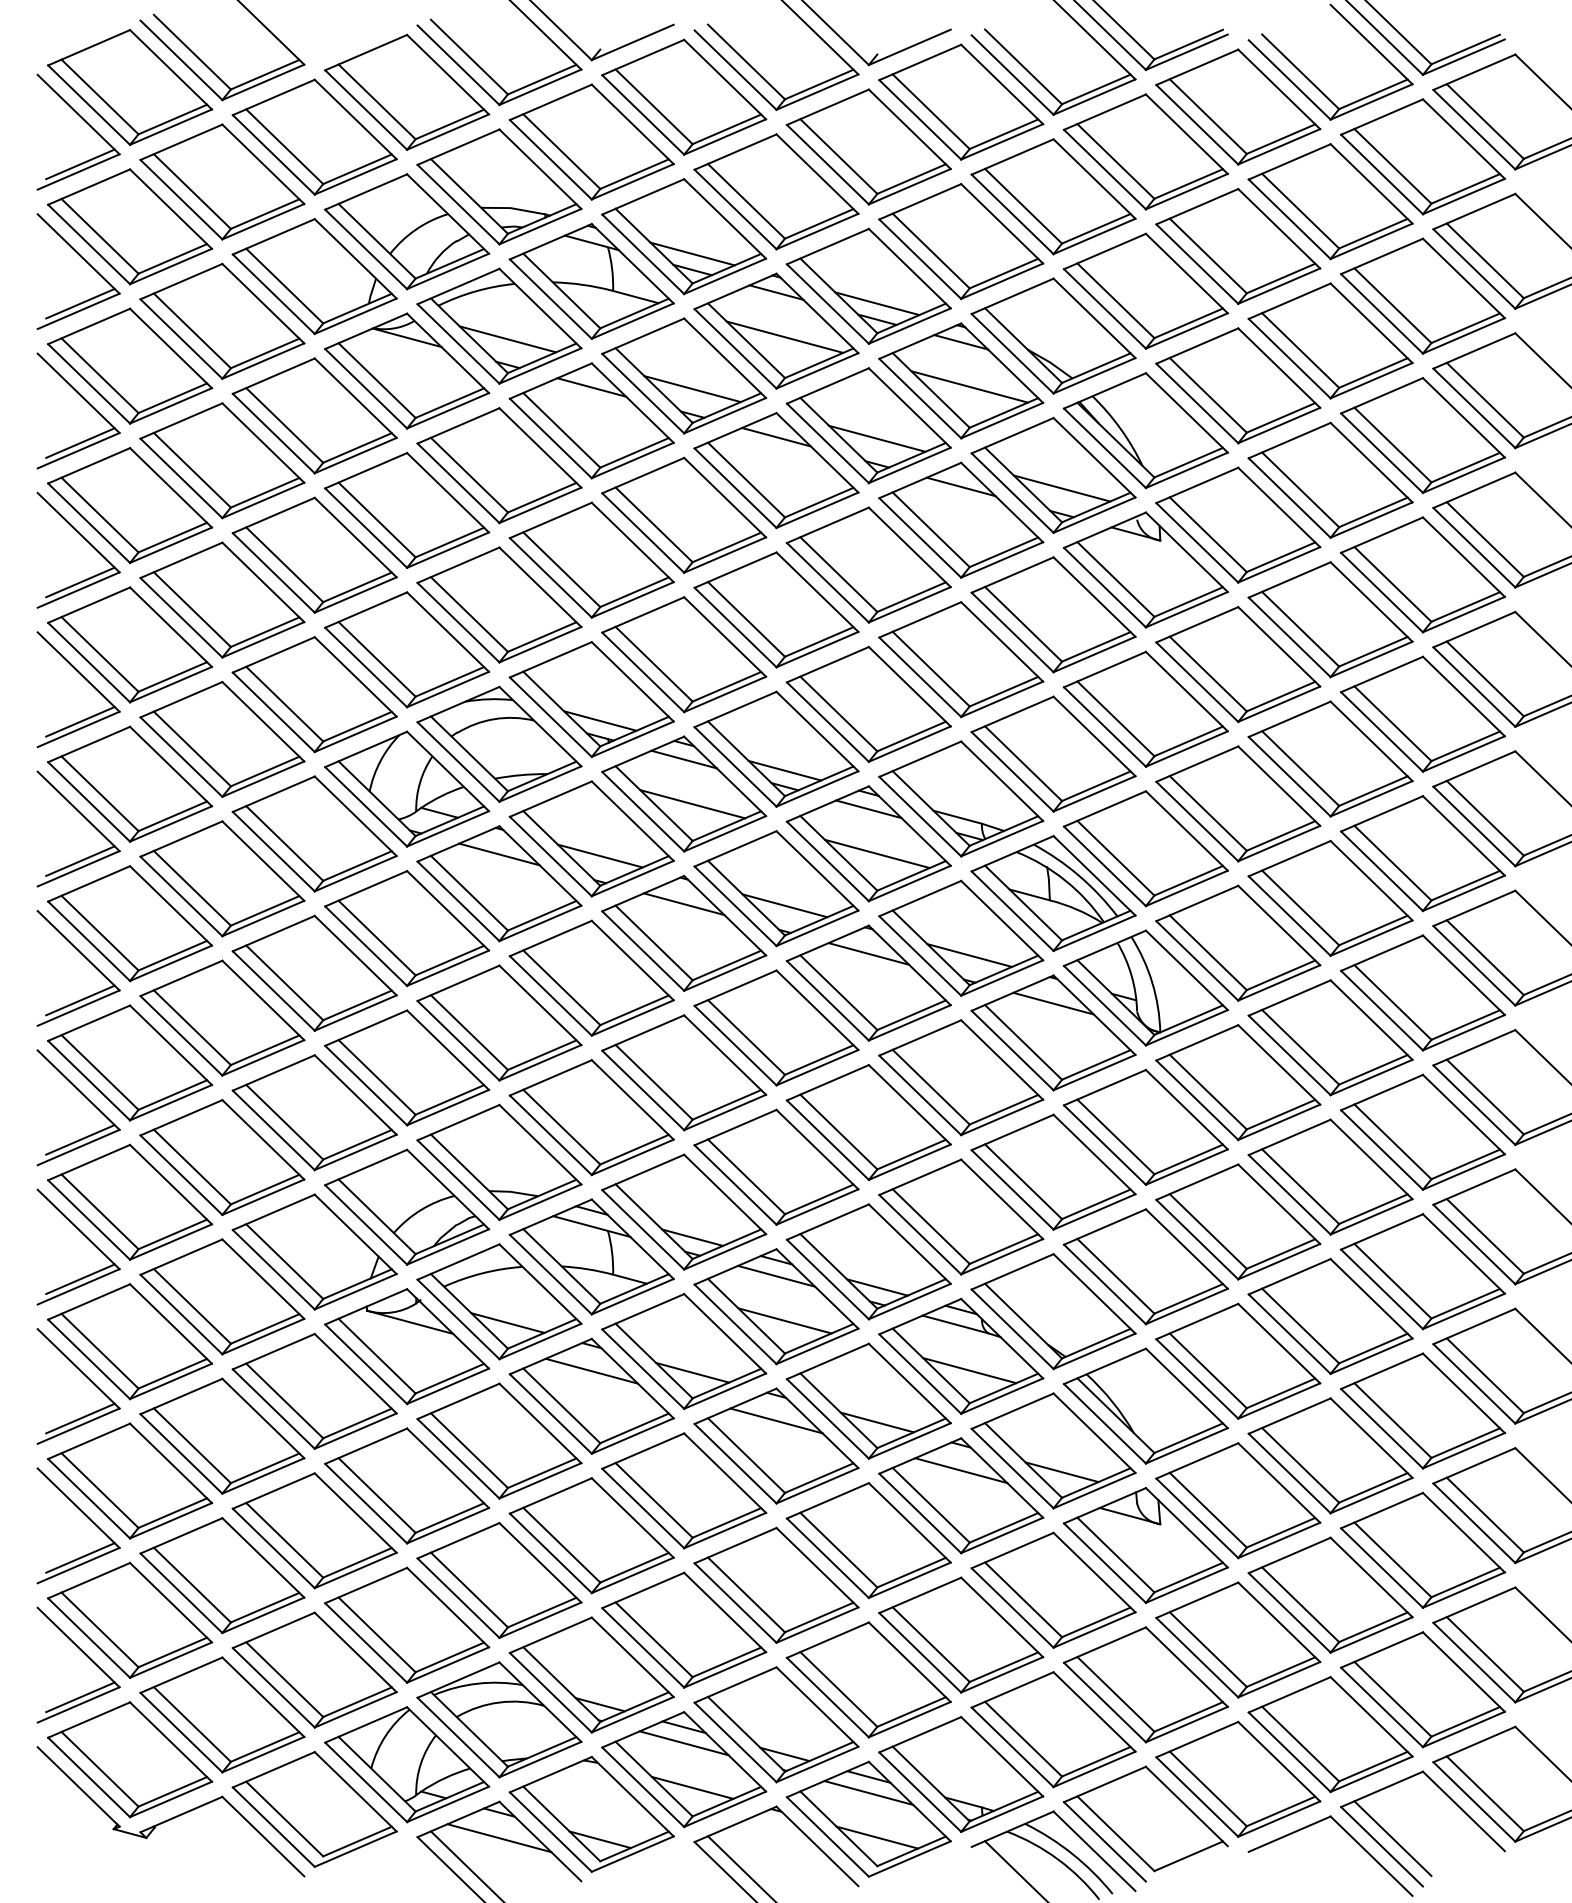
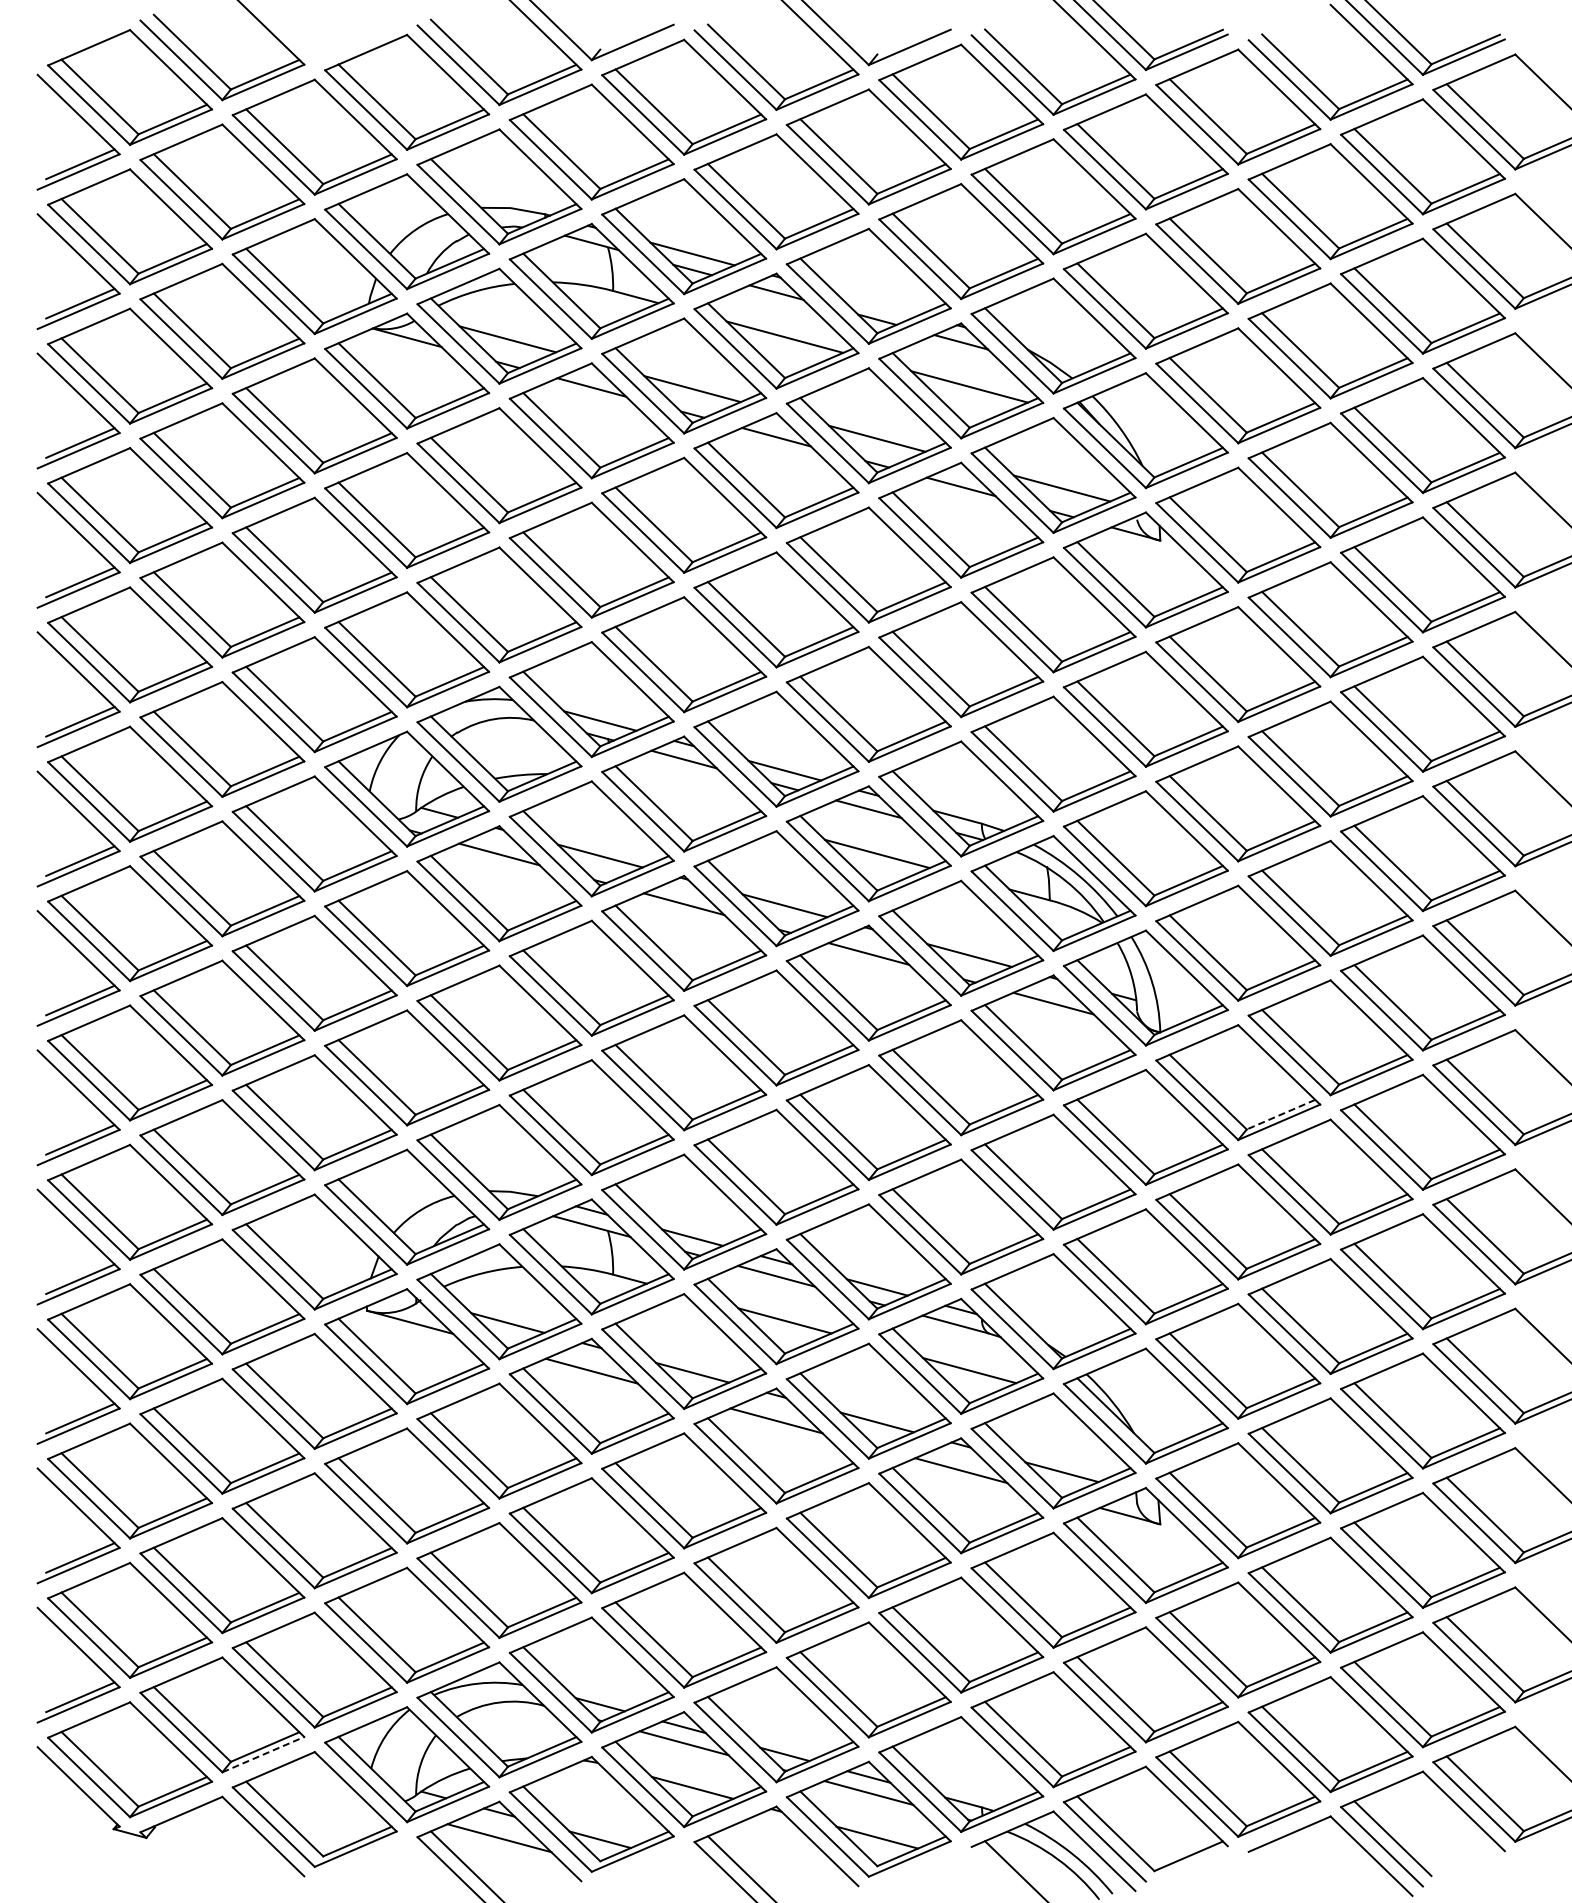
line: present -> none (877, 303)
line: present -> none (692, 804)
line: solid -> dashed (1280, 1114)
line: solid -> dashed (263, 1754)
